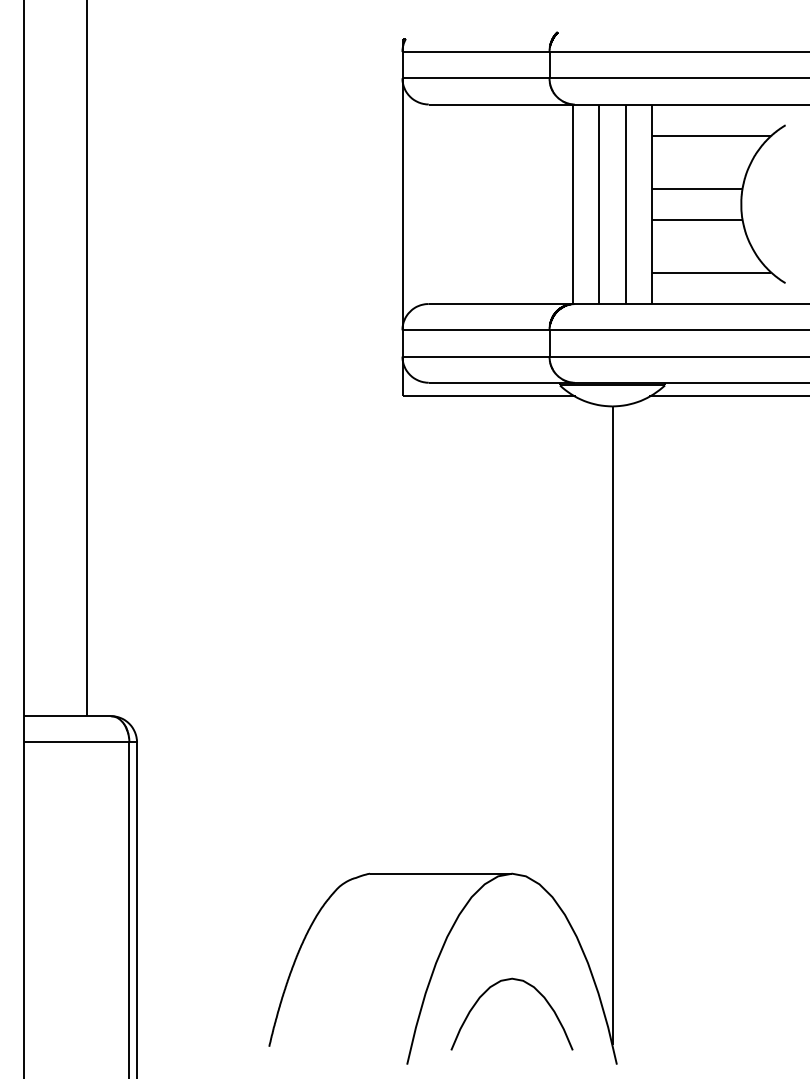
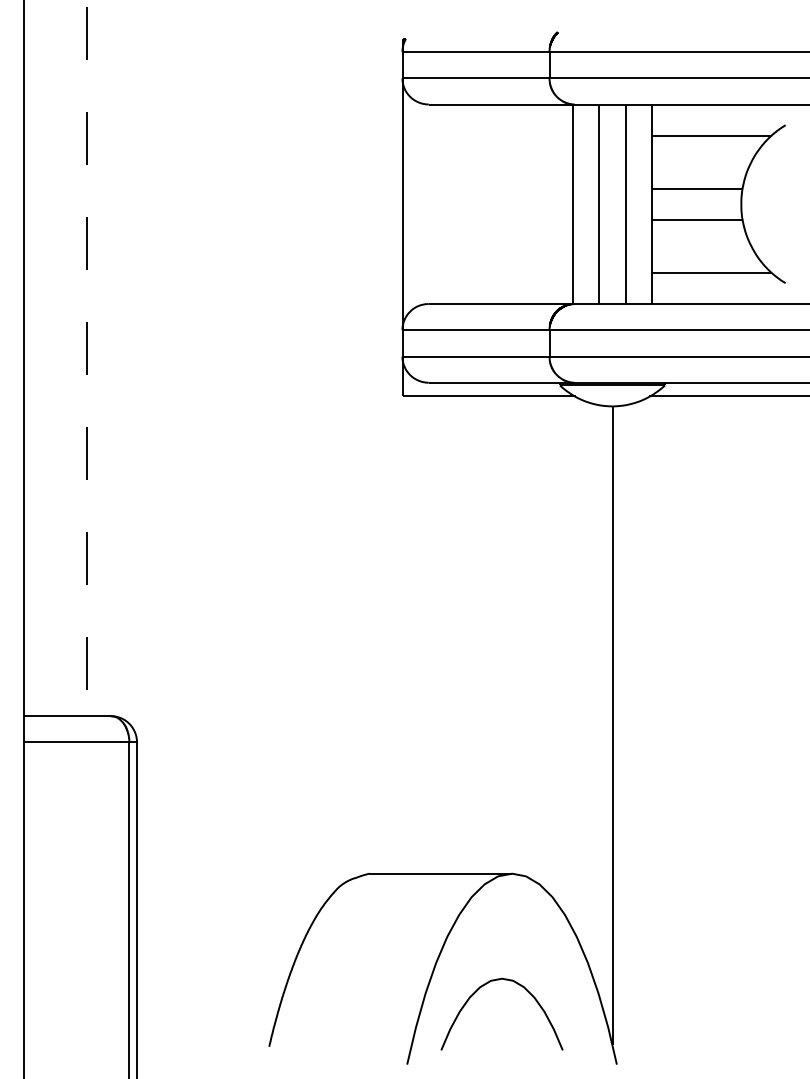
line: solid -> dashed (87, 358)
curve position: (495, 985) -> (485, 985) (485, 985)
